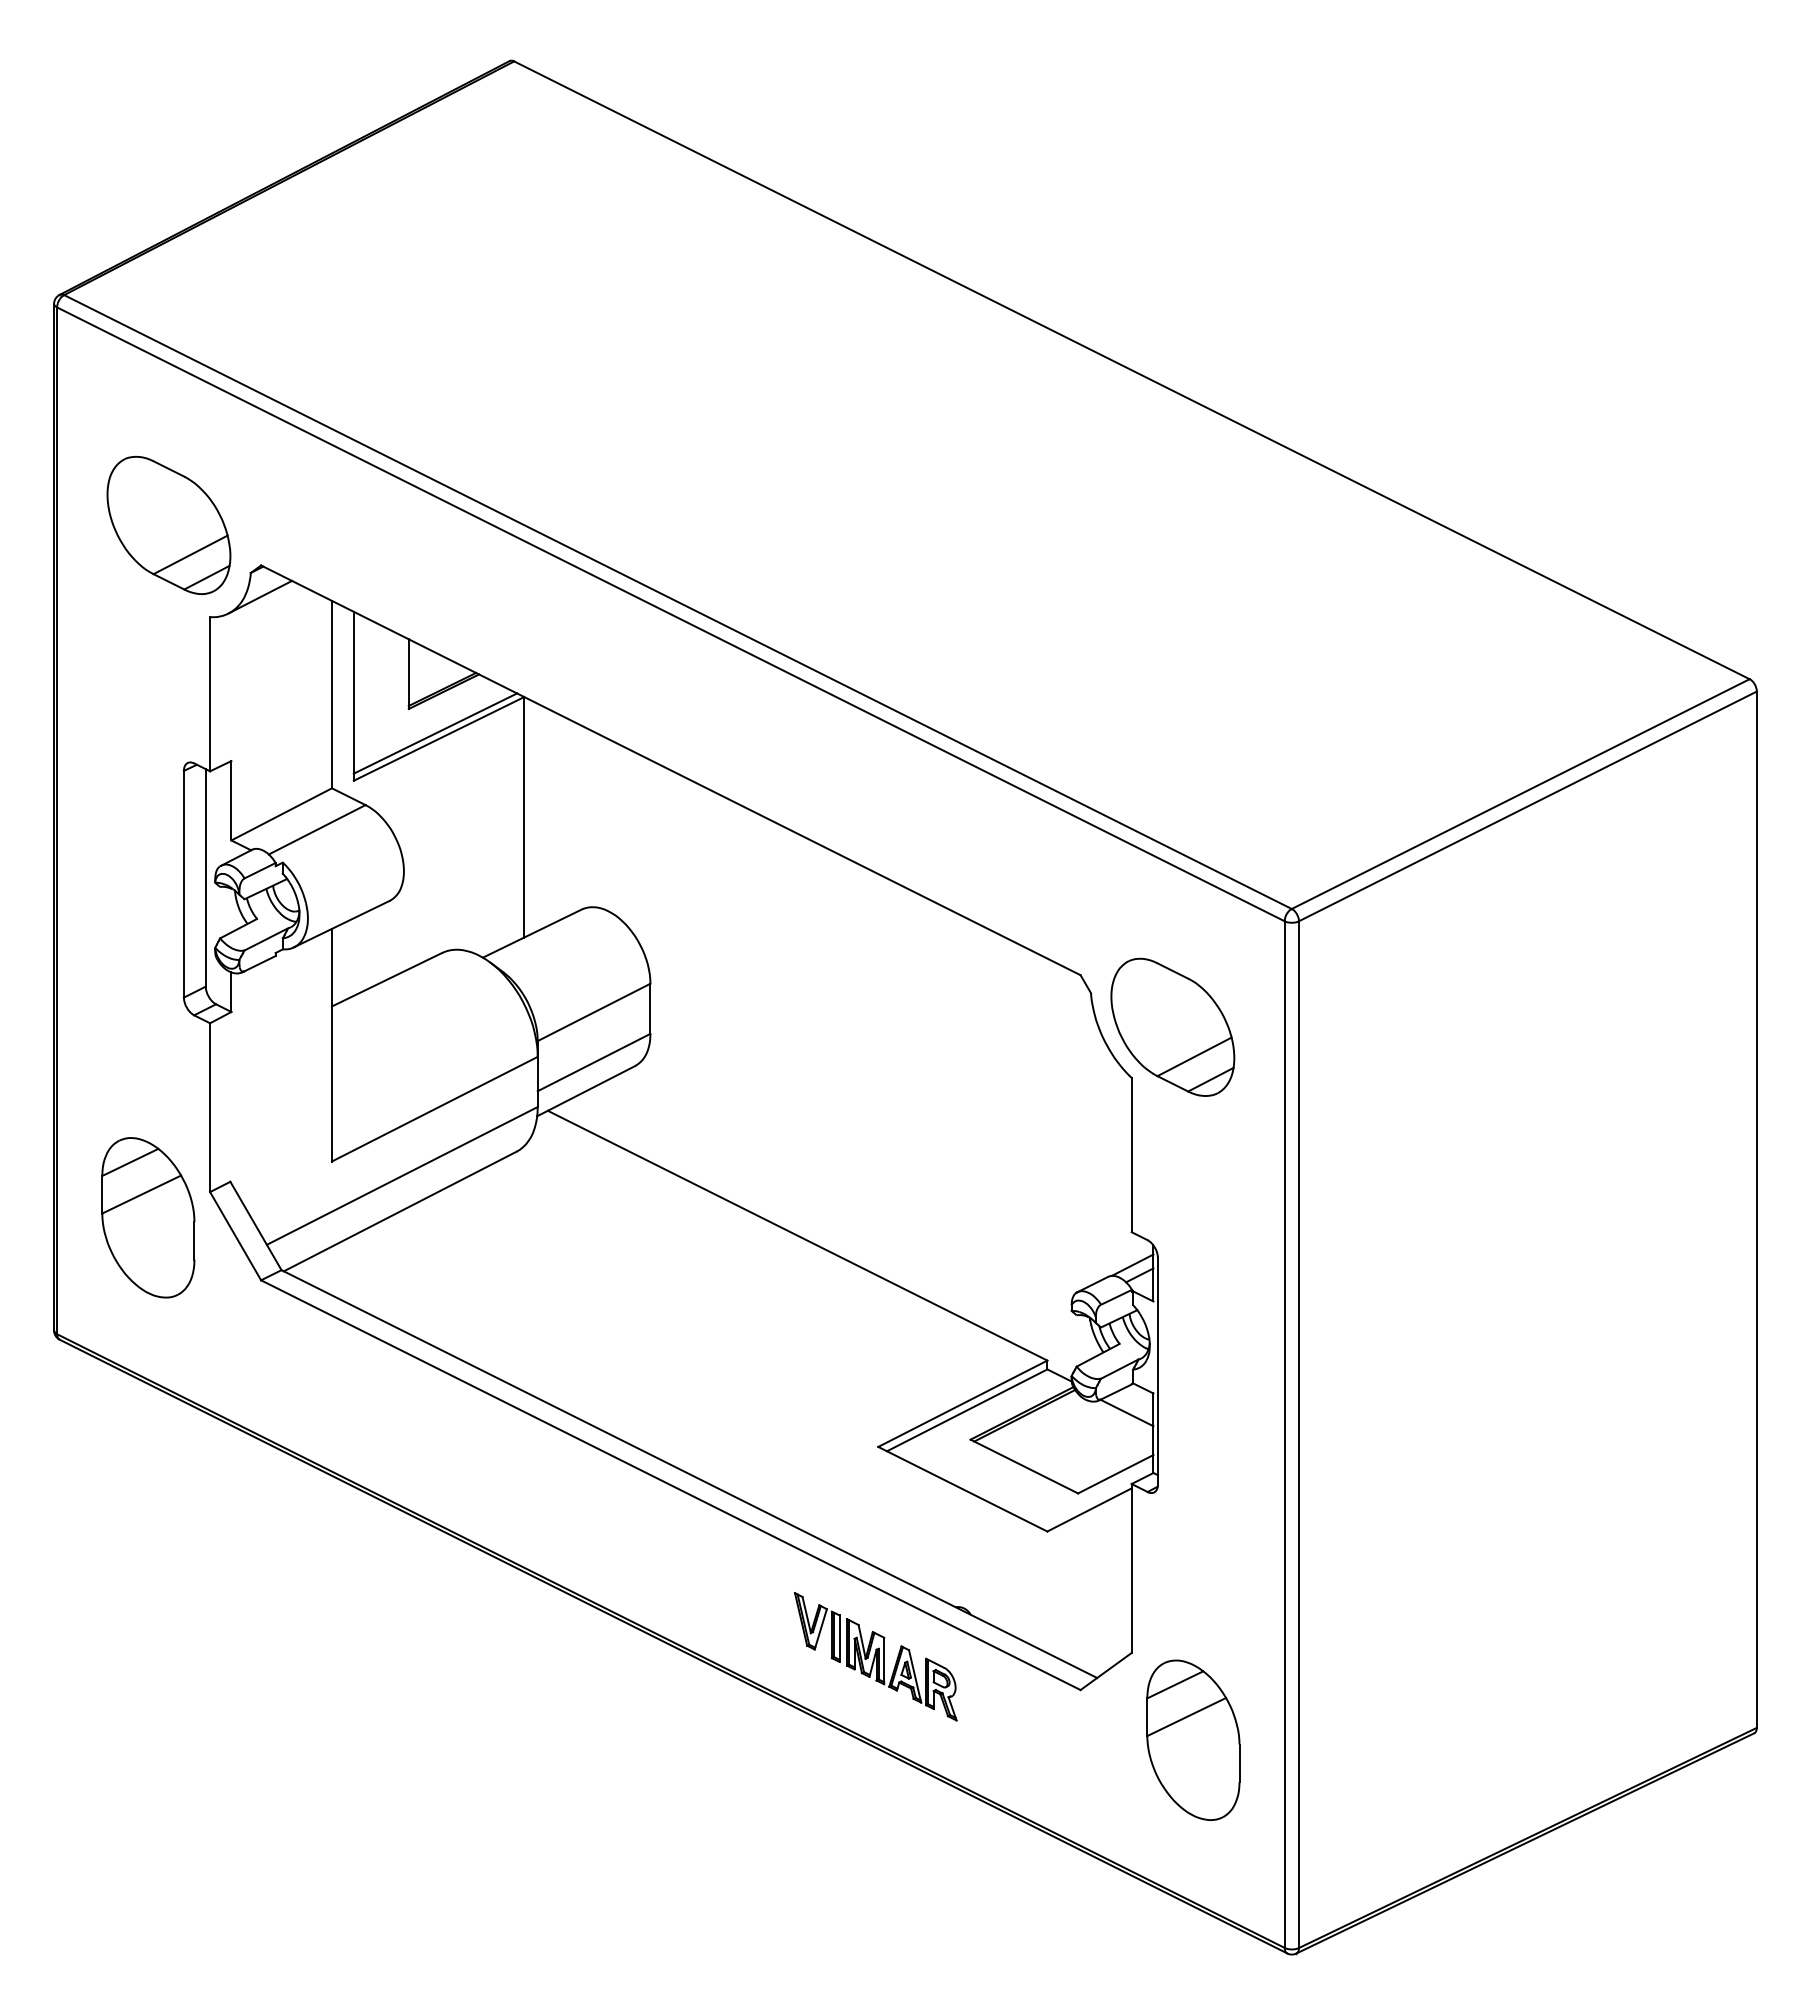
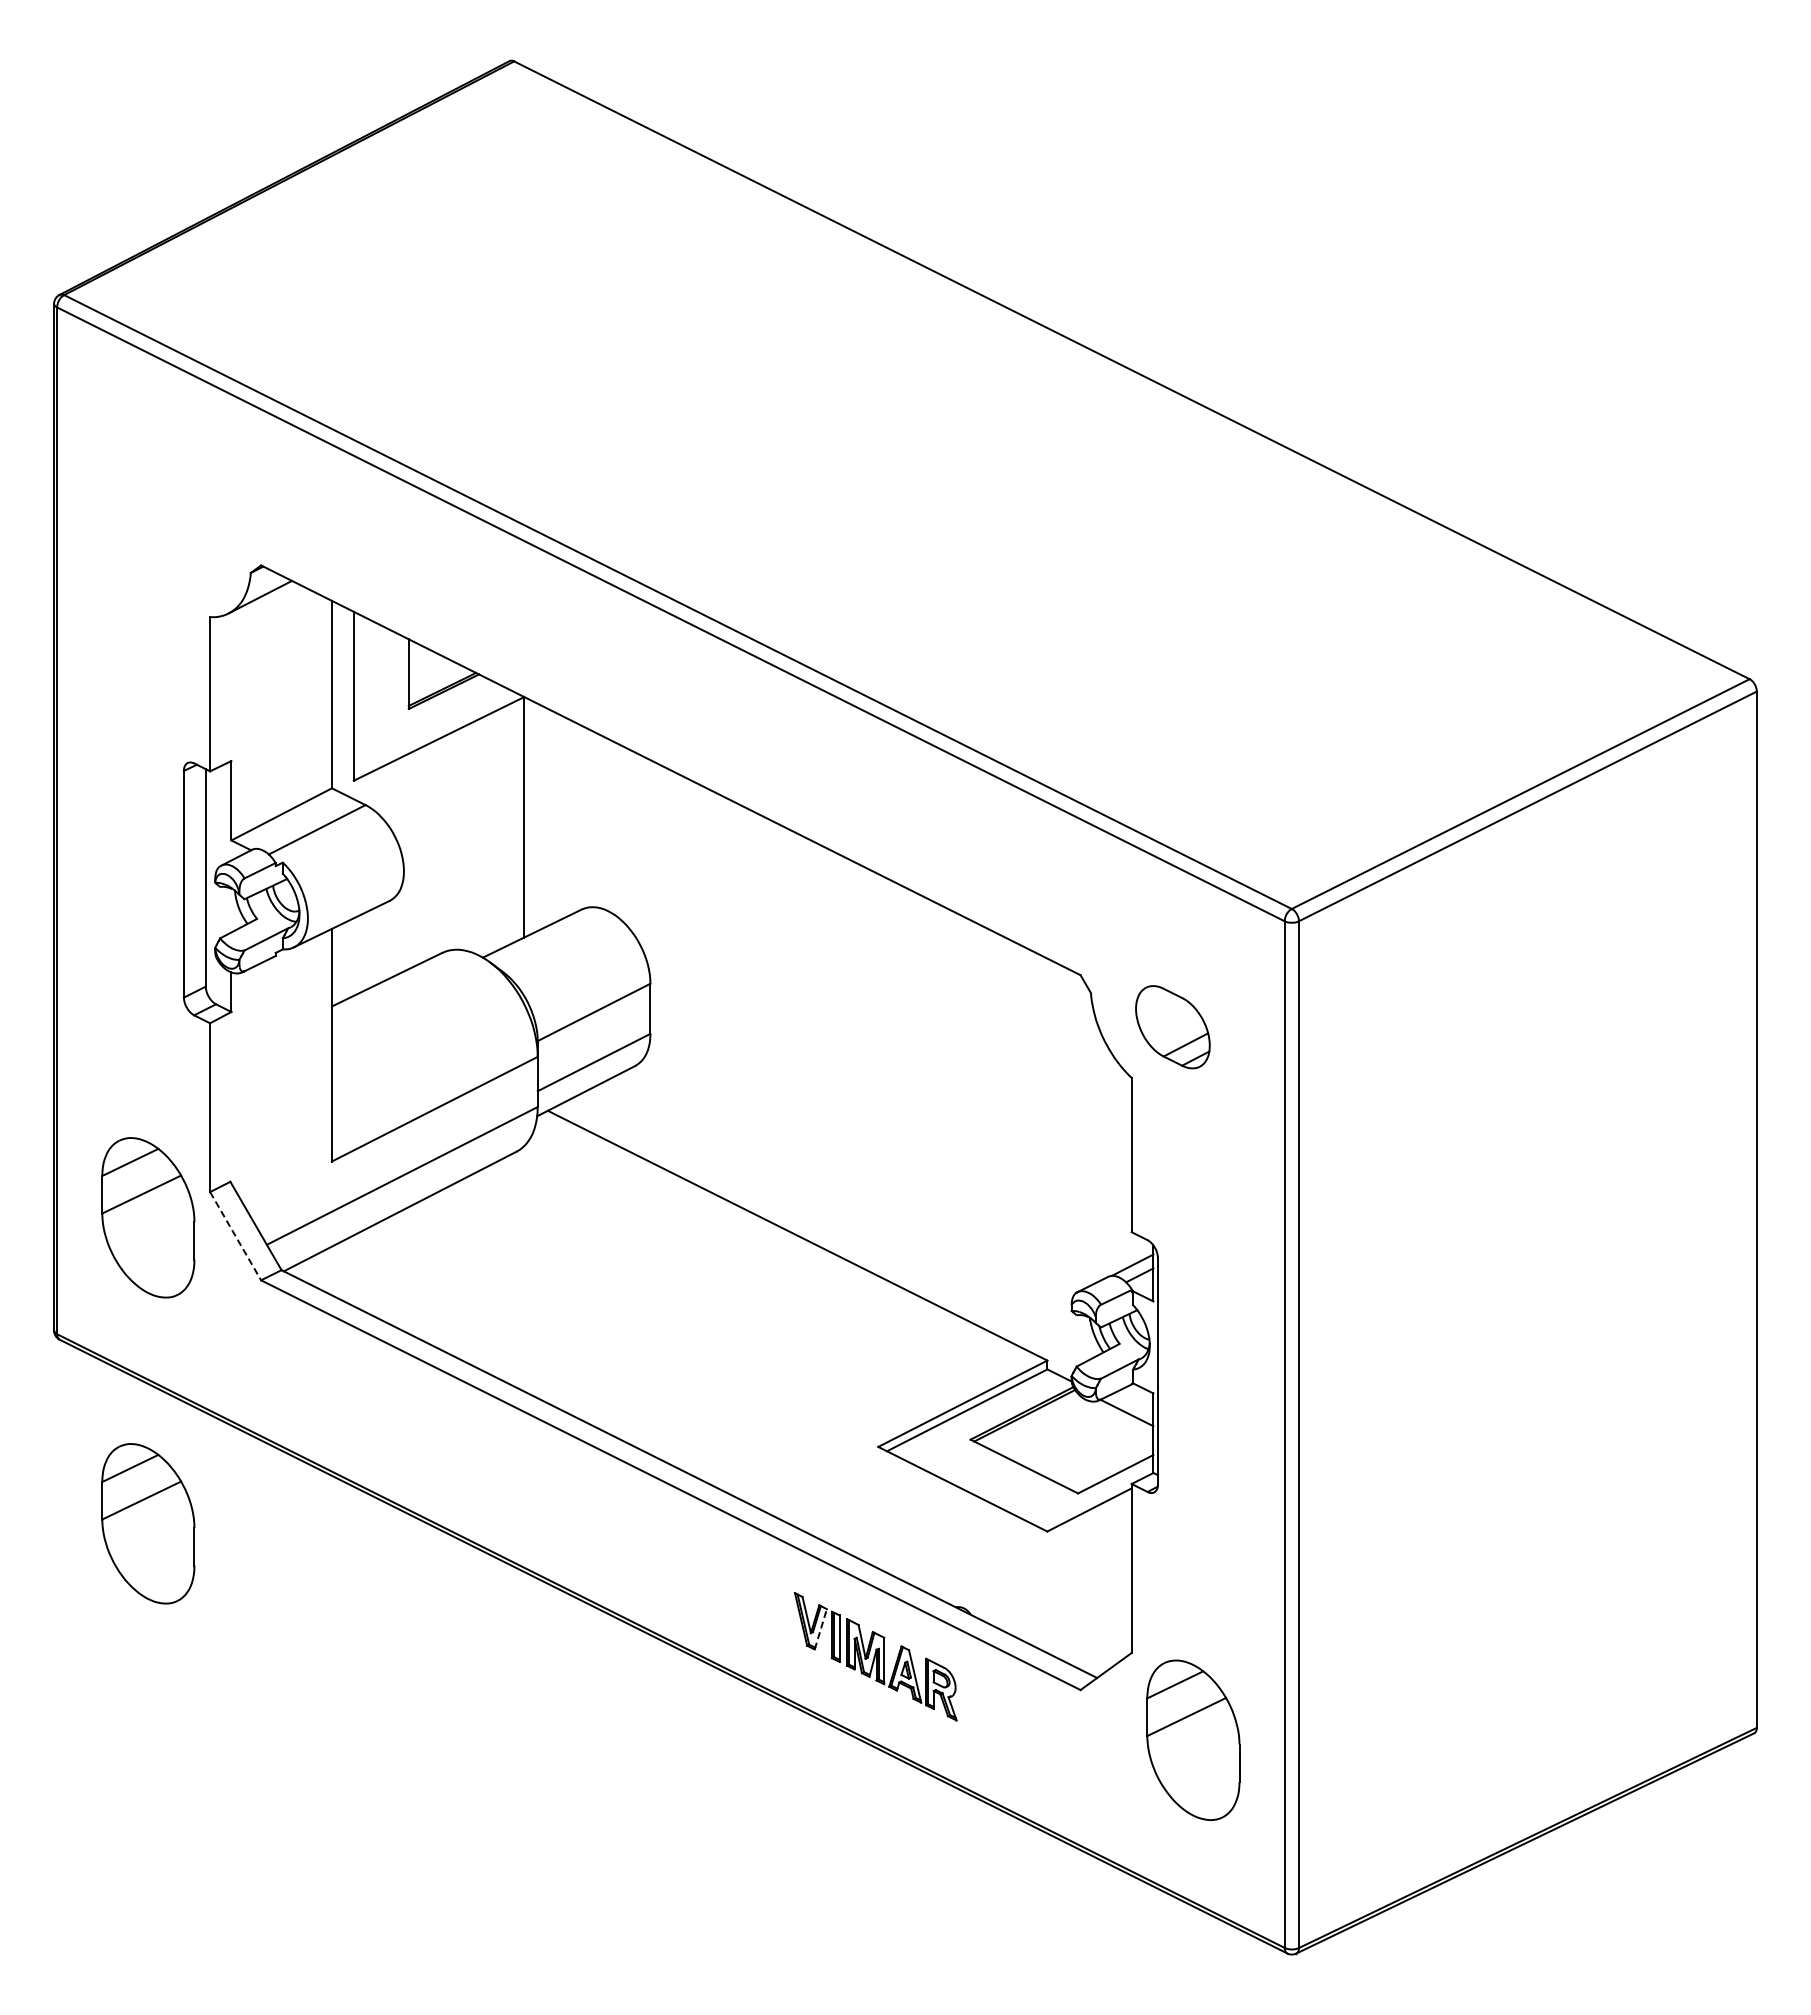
part: present -> none (168, 524)
line: present -> none (435, 733)
part size: 126x140 px -> 76x85 px (1172, 1027)
line: solid -> dashed (235, 1236)
part: none -> present (148, 1523)
line: solid -> dashed (820, 1628)
